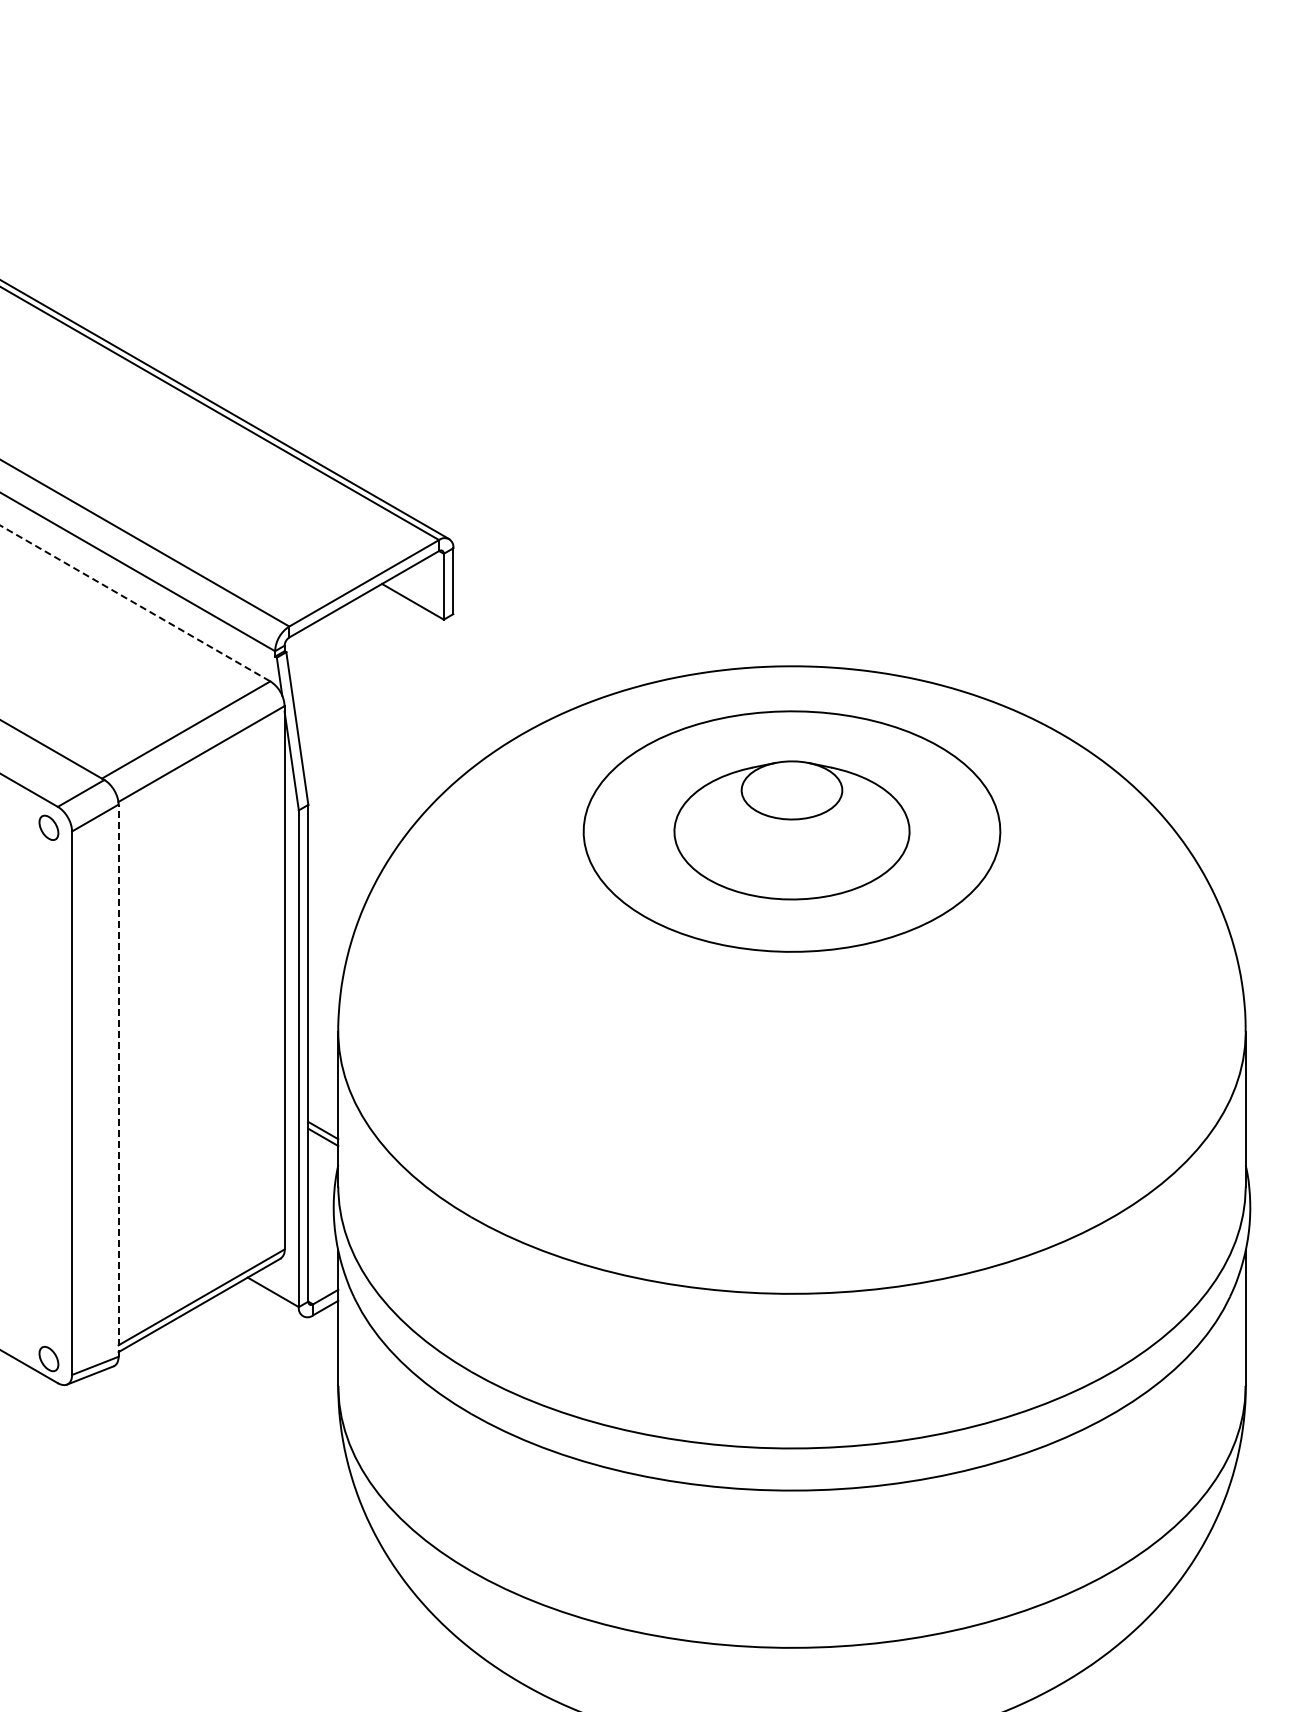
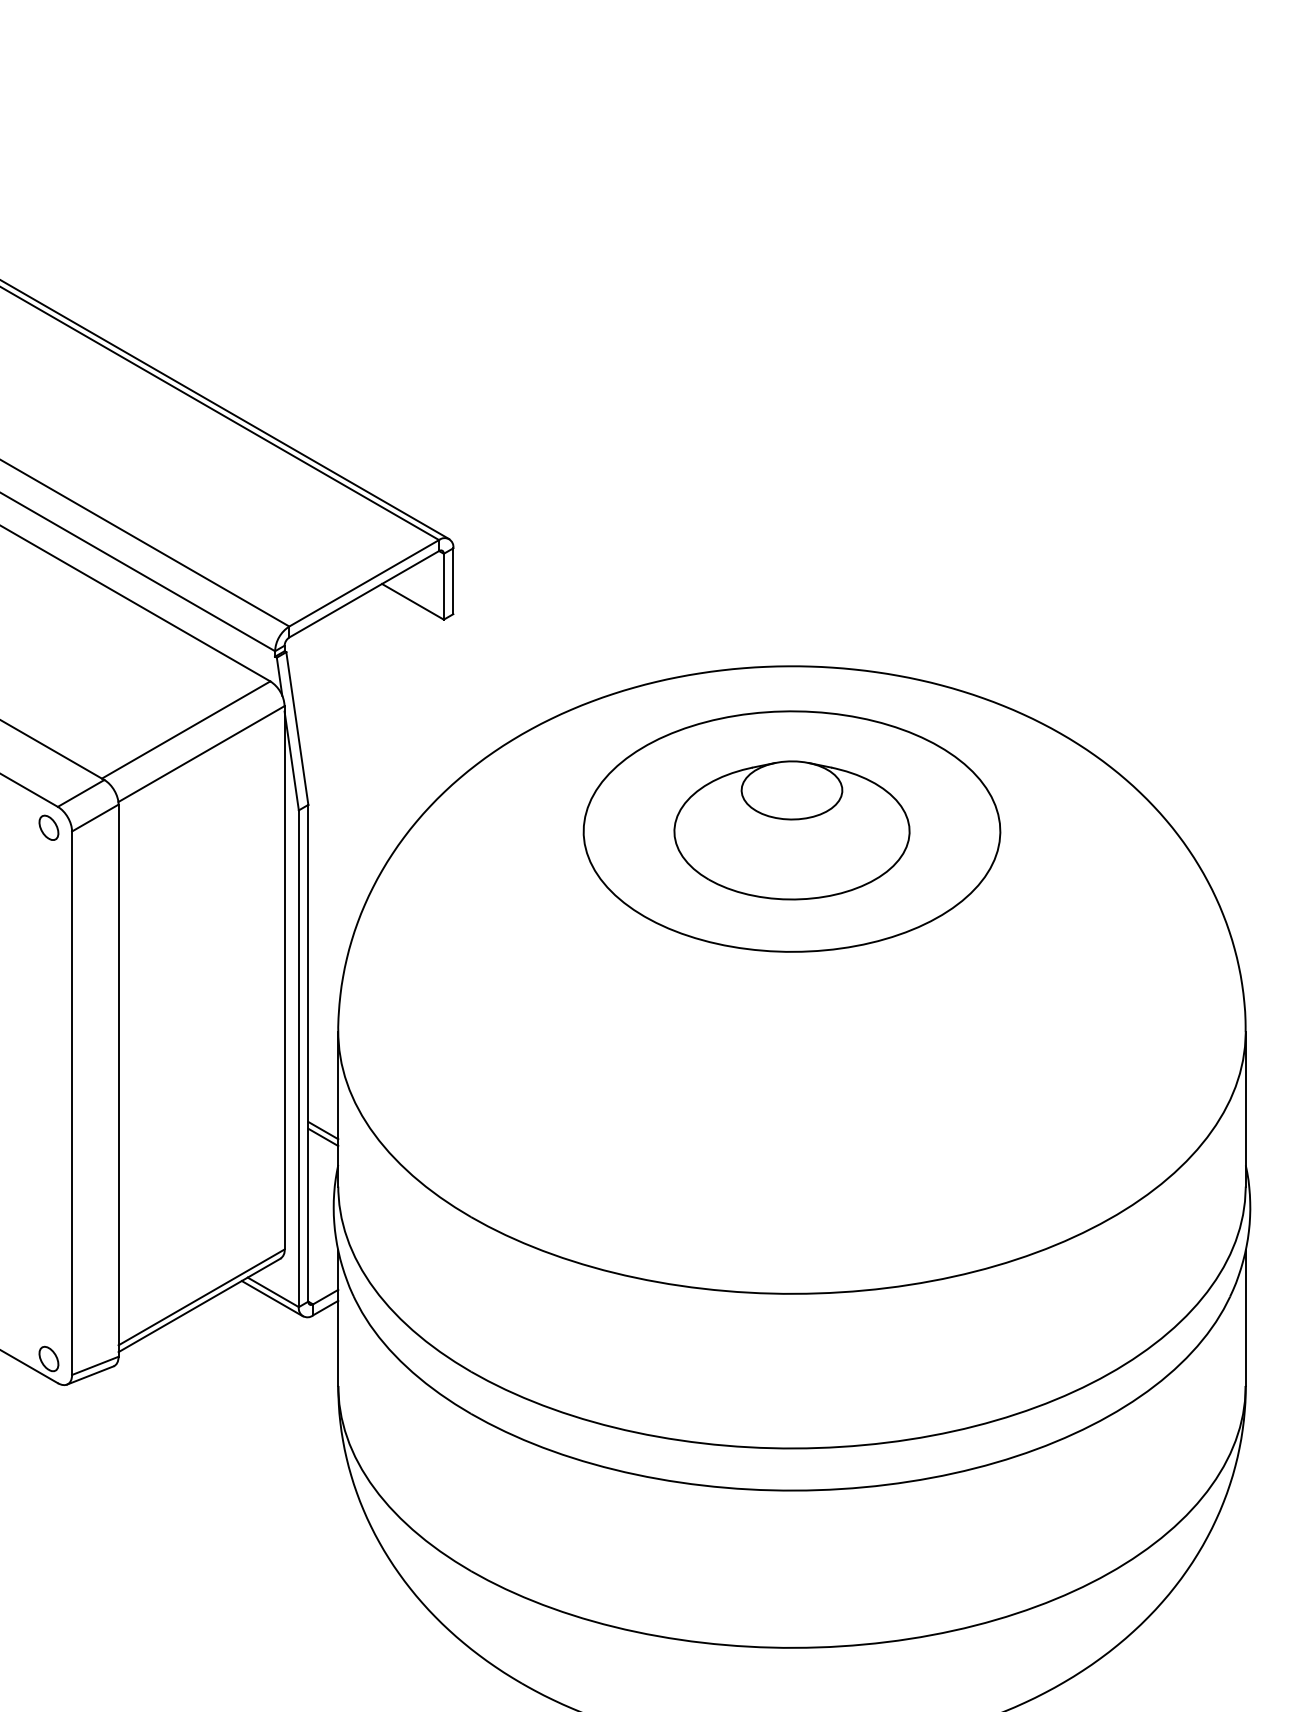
line: dashed -> solid (135, 603)
line: dashed -> solid (118, 1080)
line: none -> present (272, 1298)
